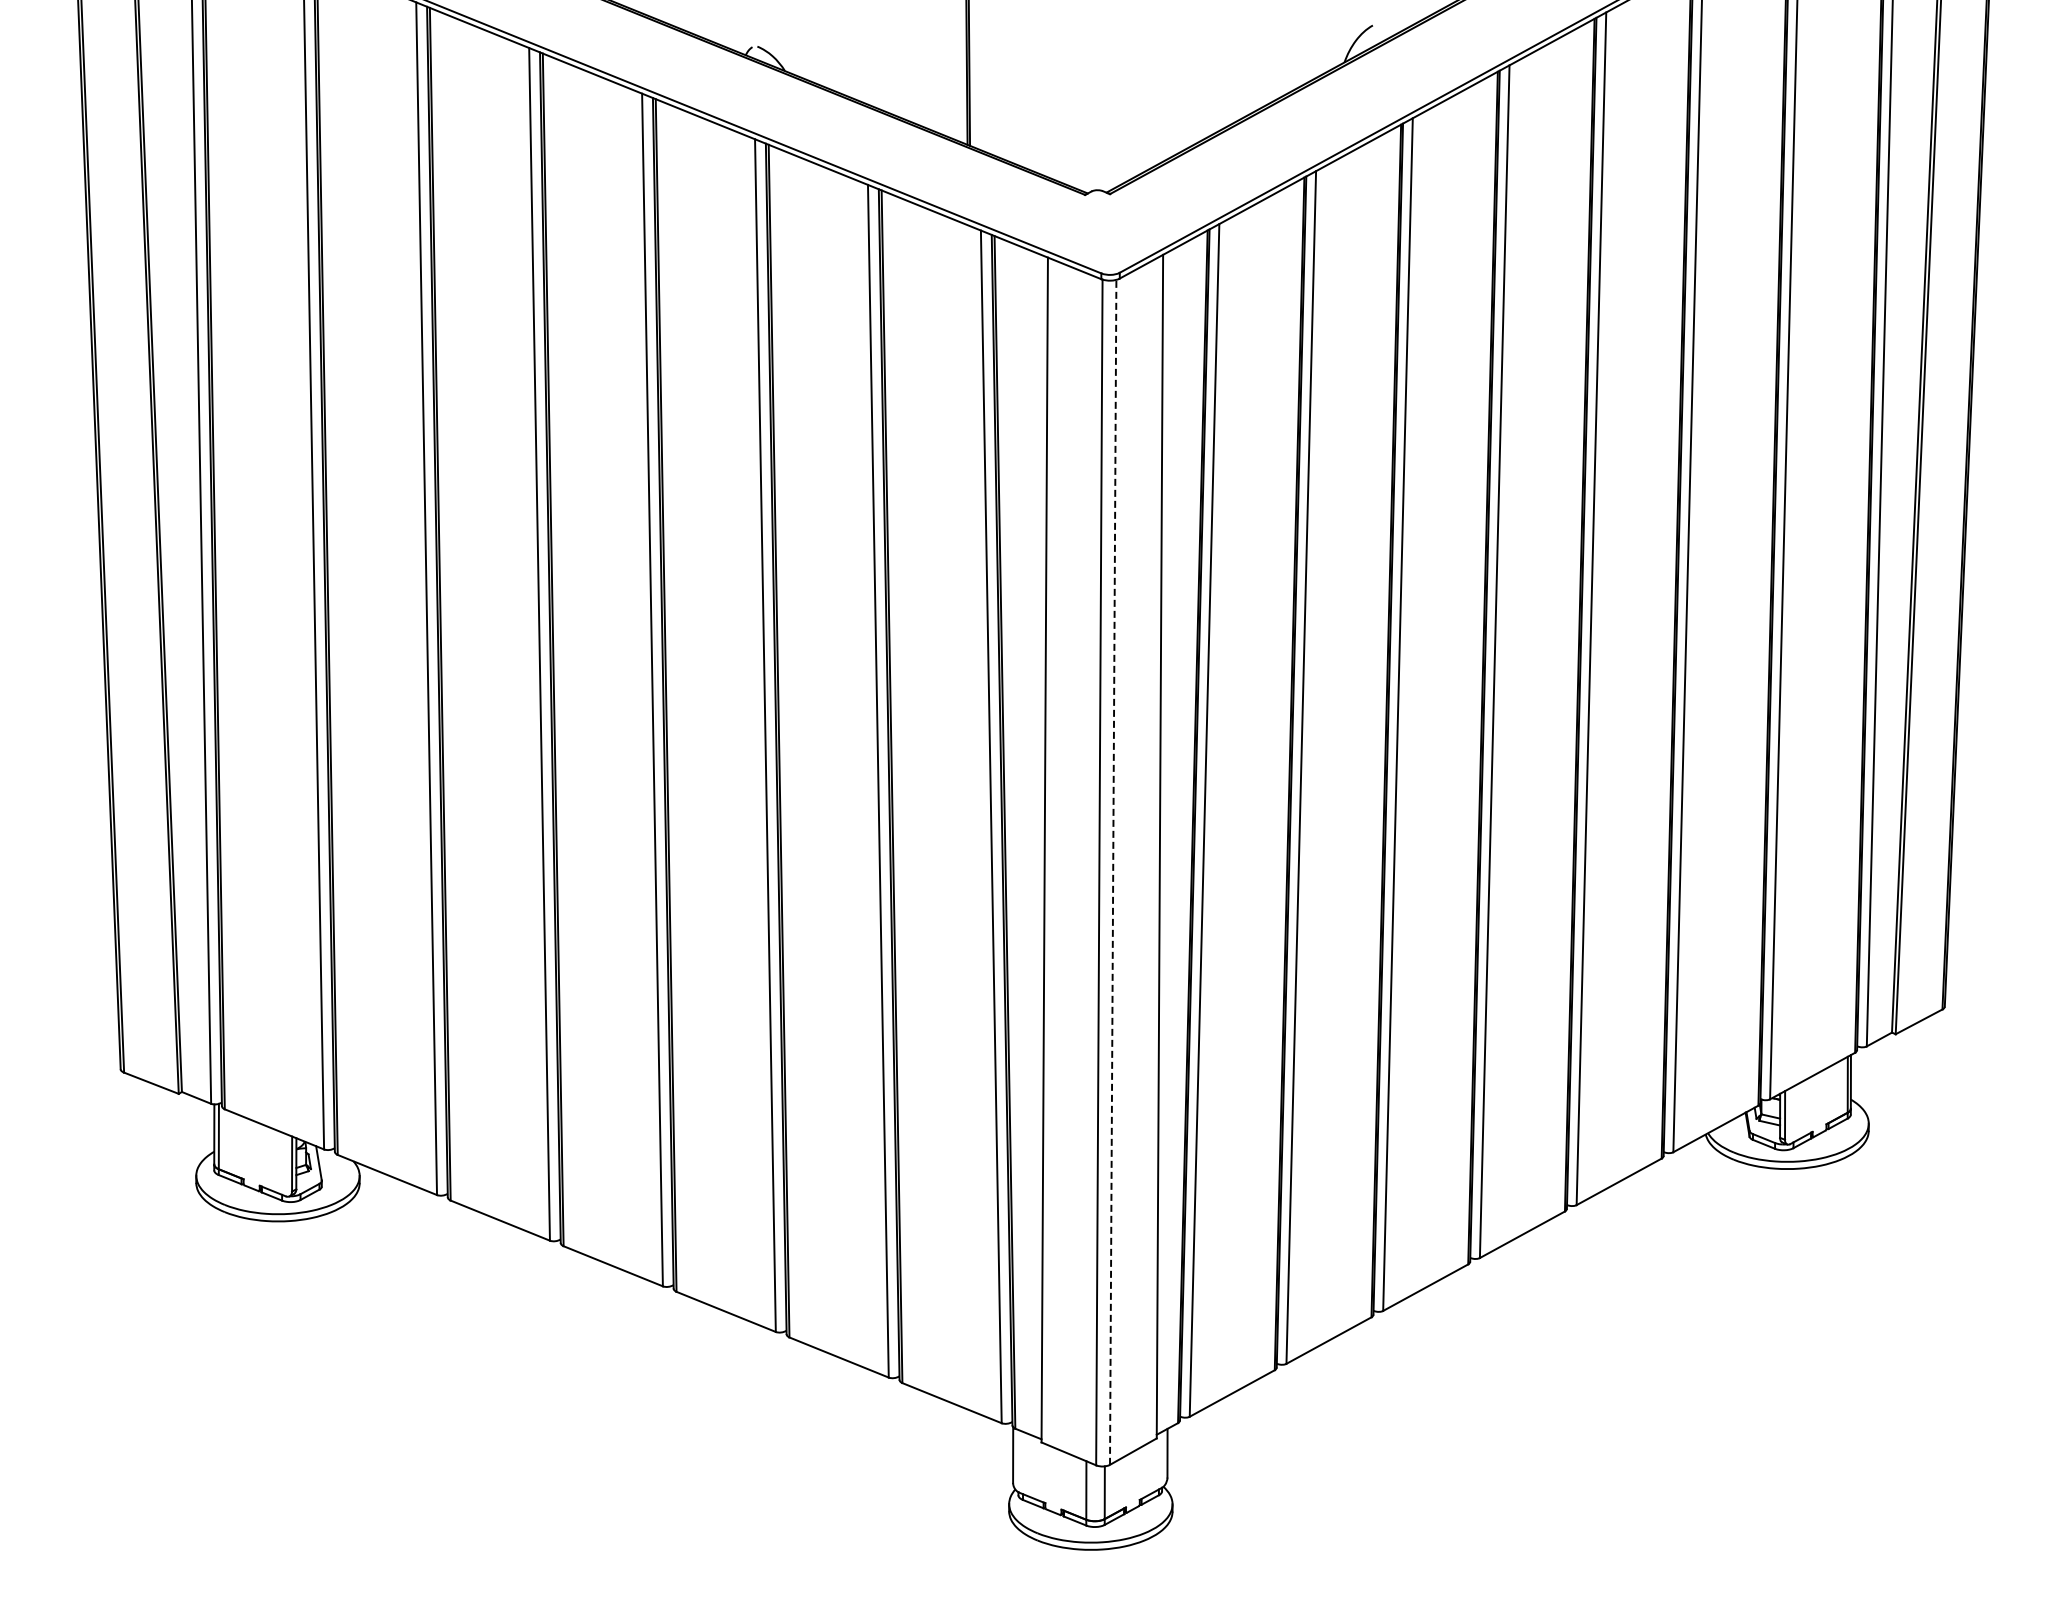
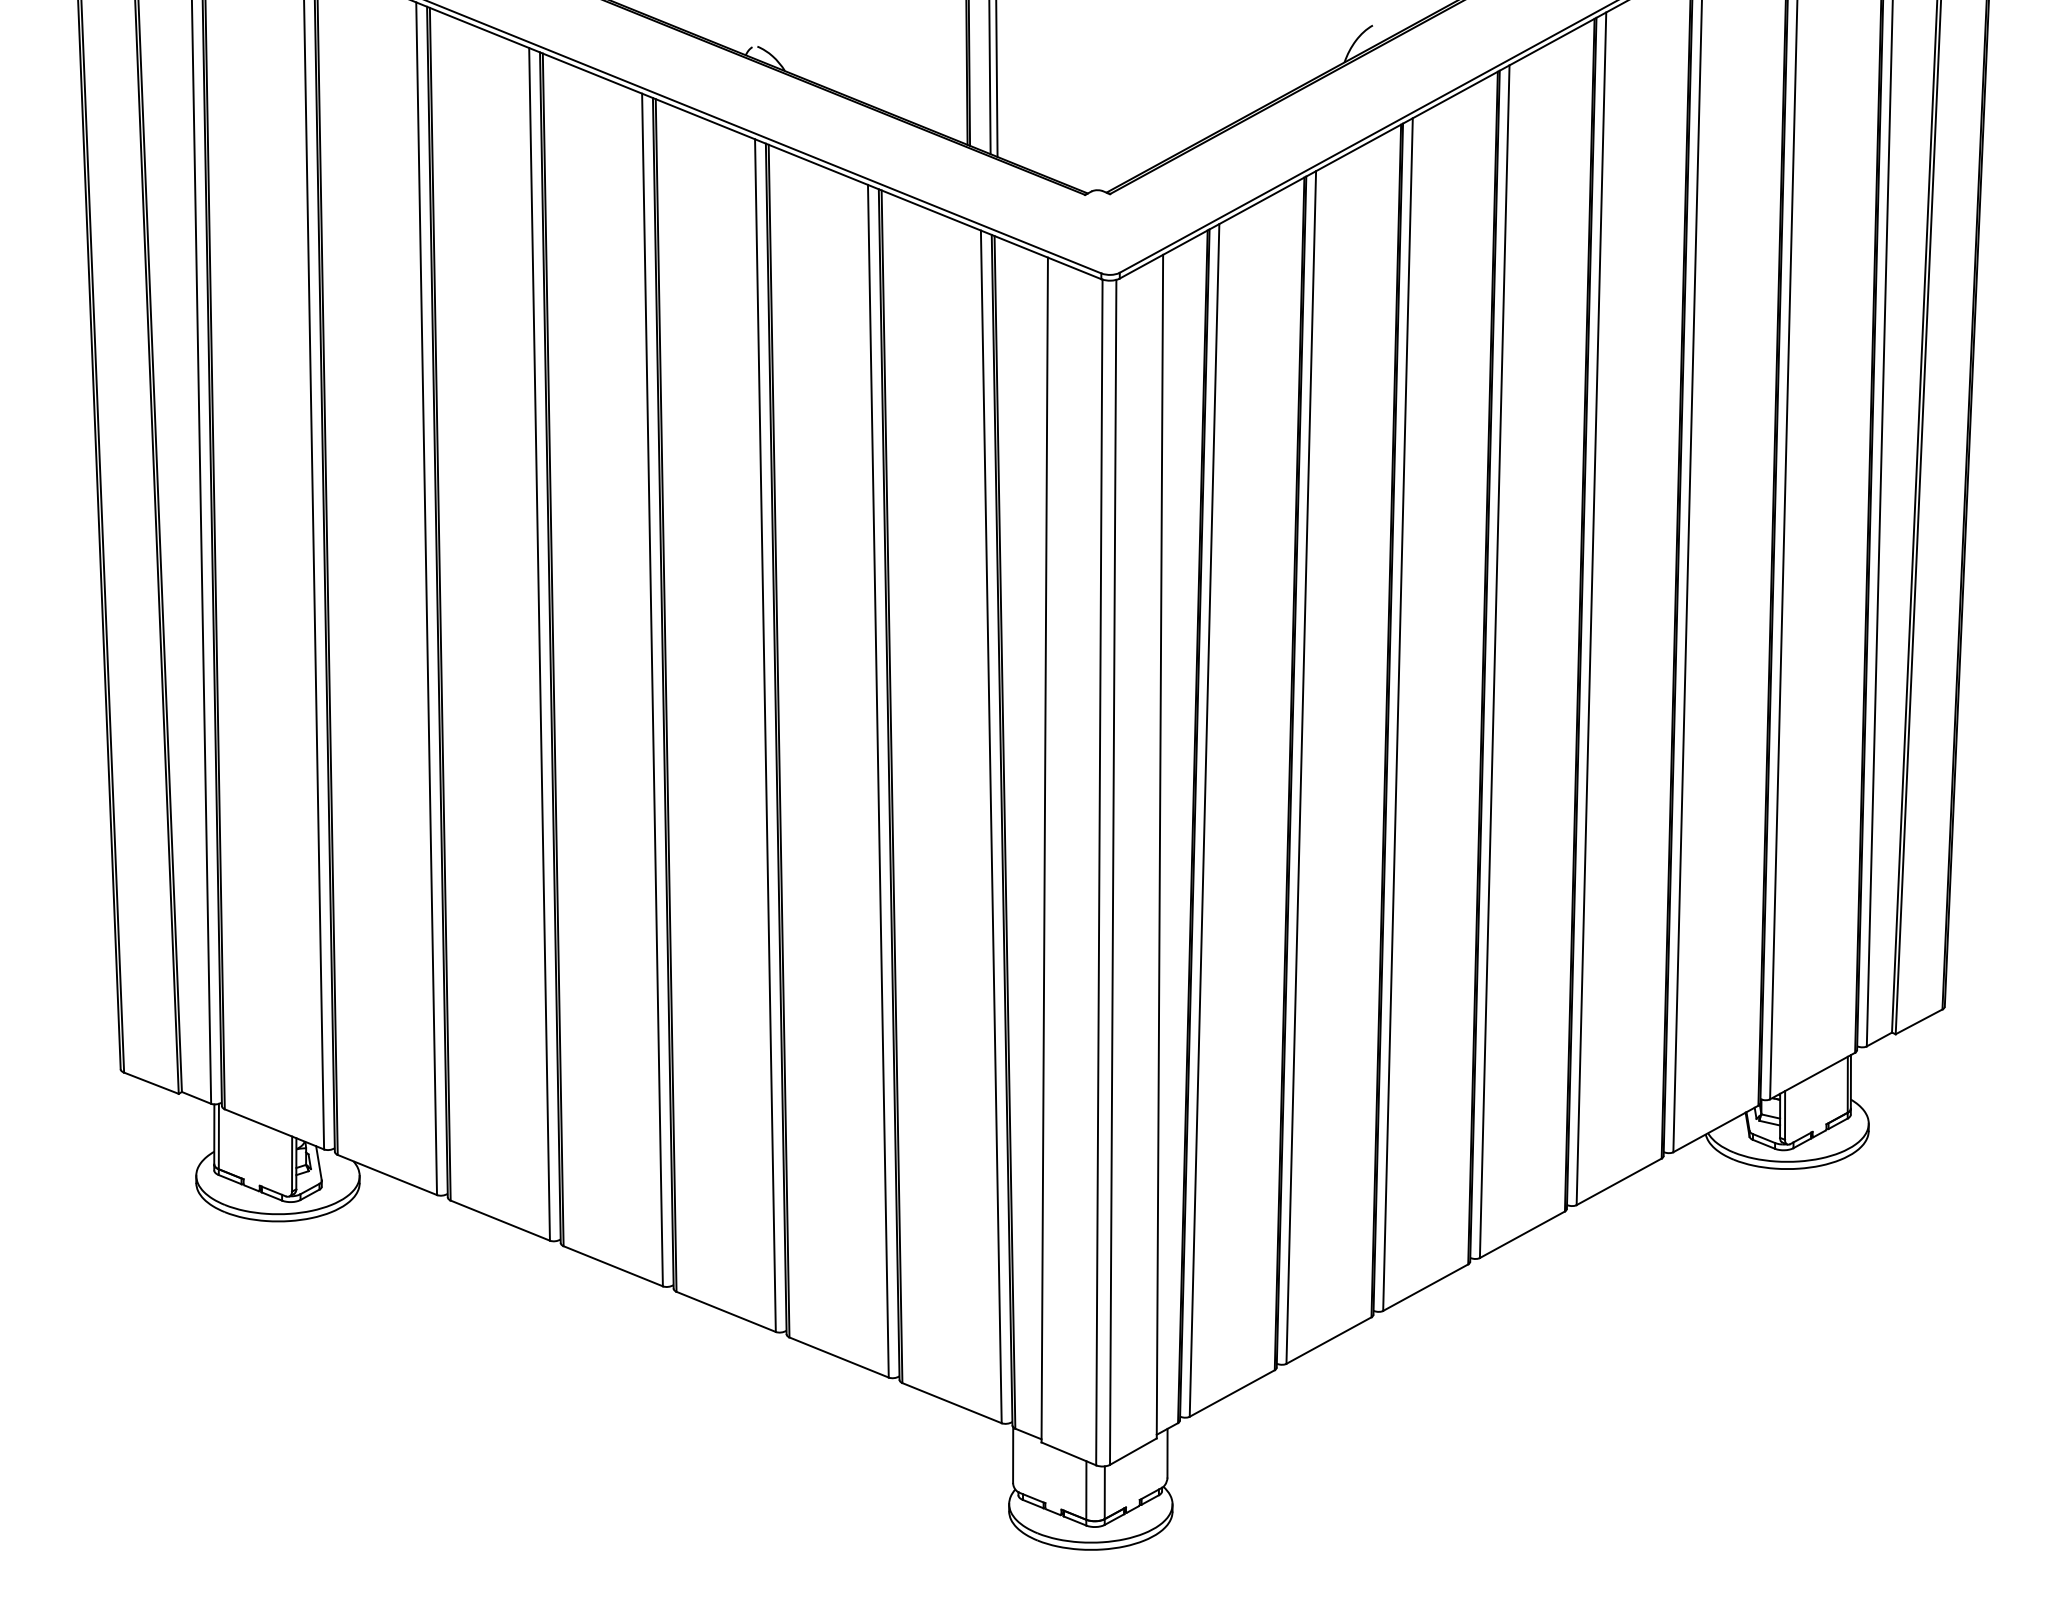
line: none -> present (989, 78)
line: none -> present (996, 79)
line: dashed -> solid (1113, 872)
